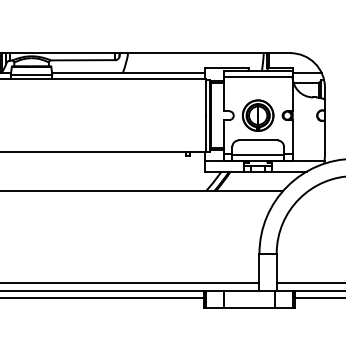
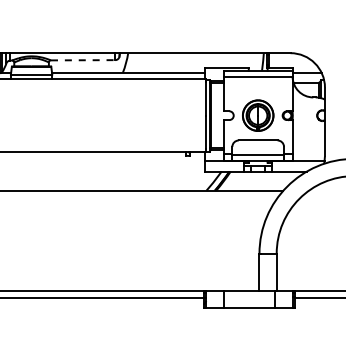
line: solid -> dashed (83, 60)
line: present -> none (130, 282)
line: present -> none (309, 282)
